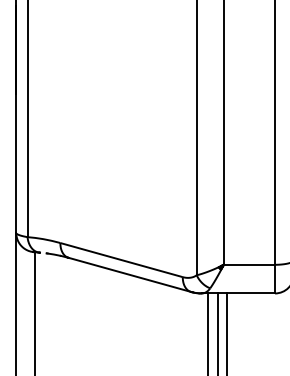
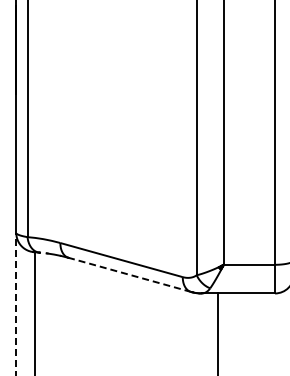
line: solid -> dashed (129, 274)
line: solid -> dashed (16, 303)
line: present -> none (207, 332)
line: present -> none (227, 332)
